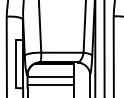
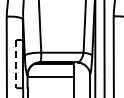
line: solid -> dashed (16, 64)
line: present -> none (50, 85)
